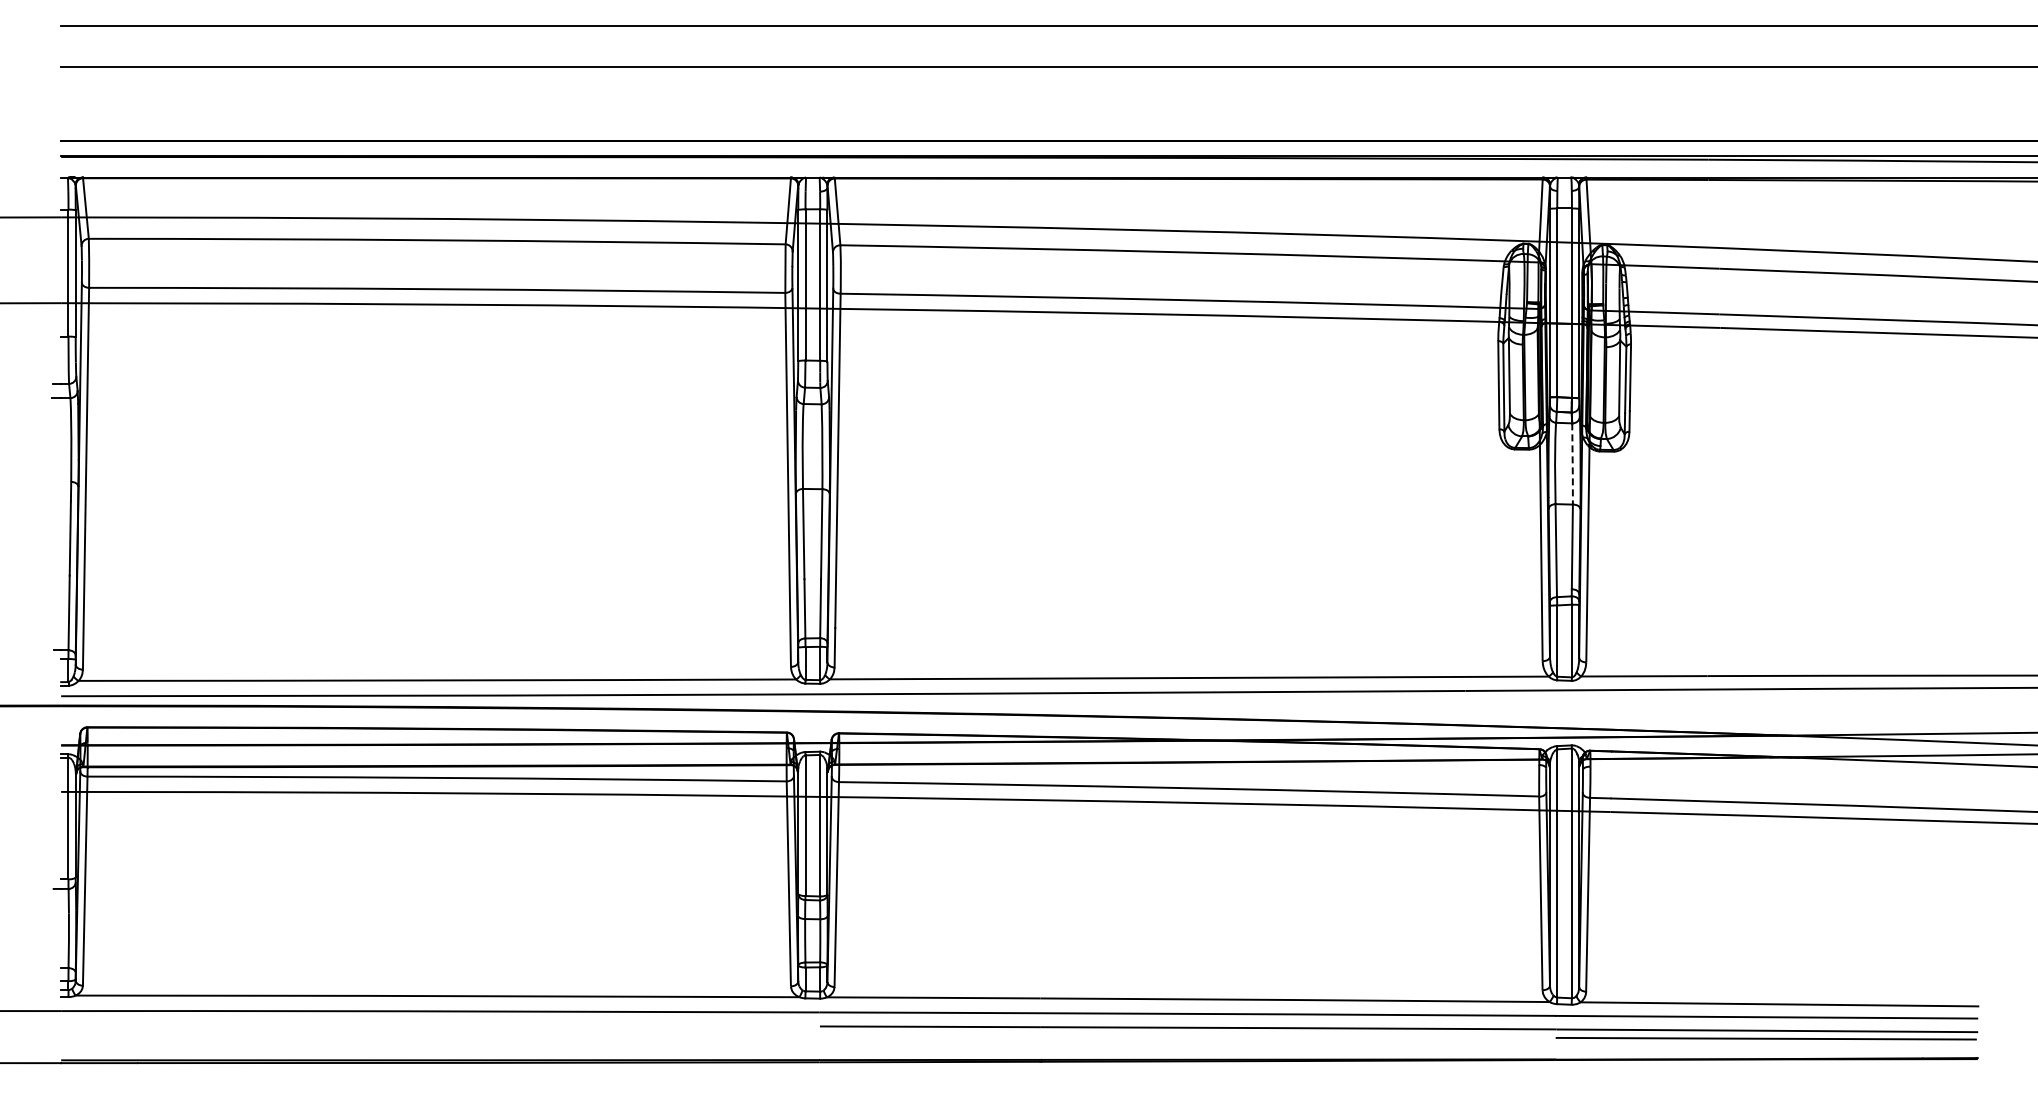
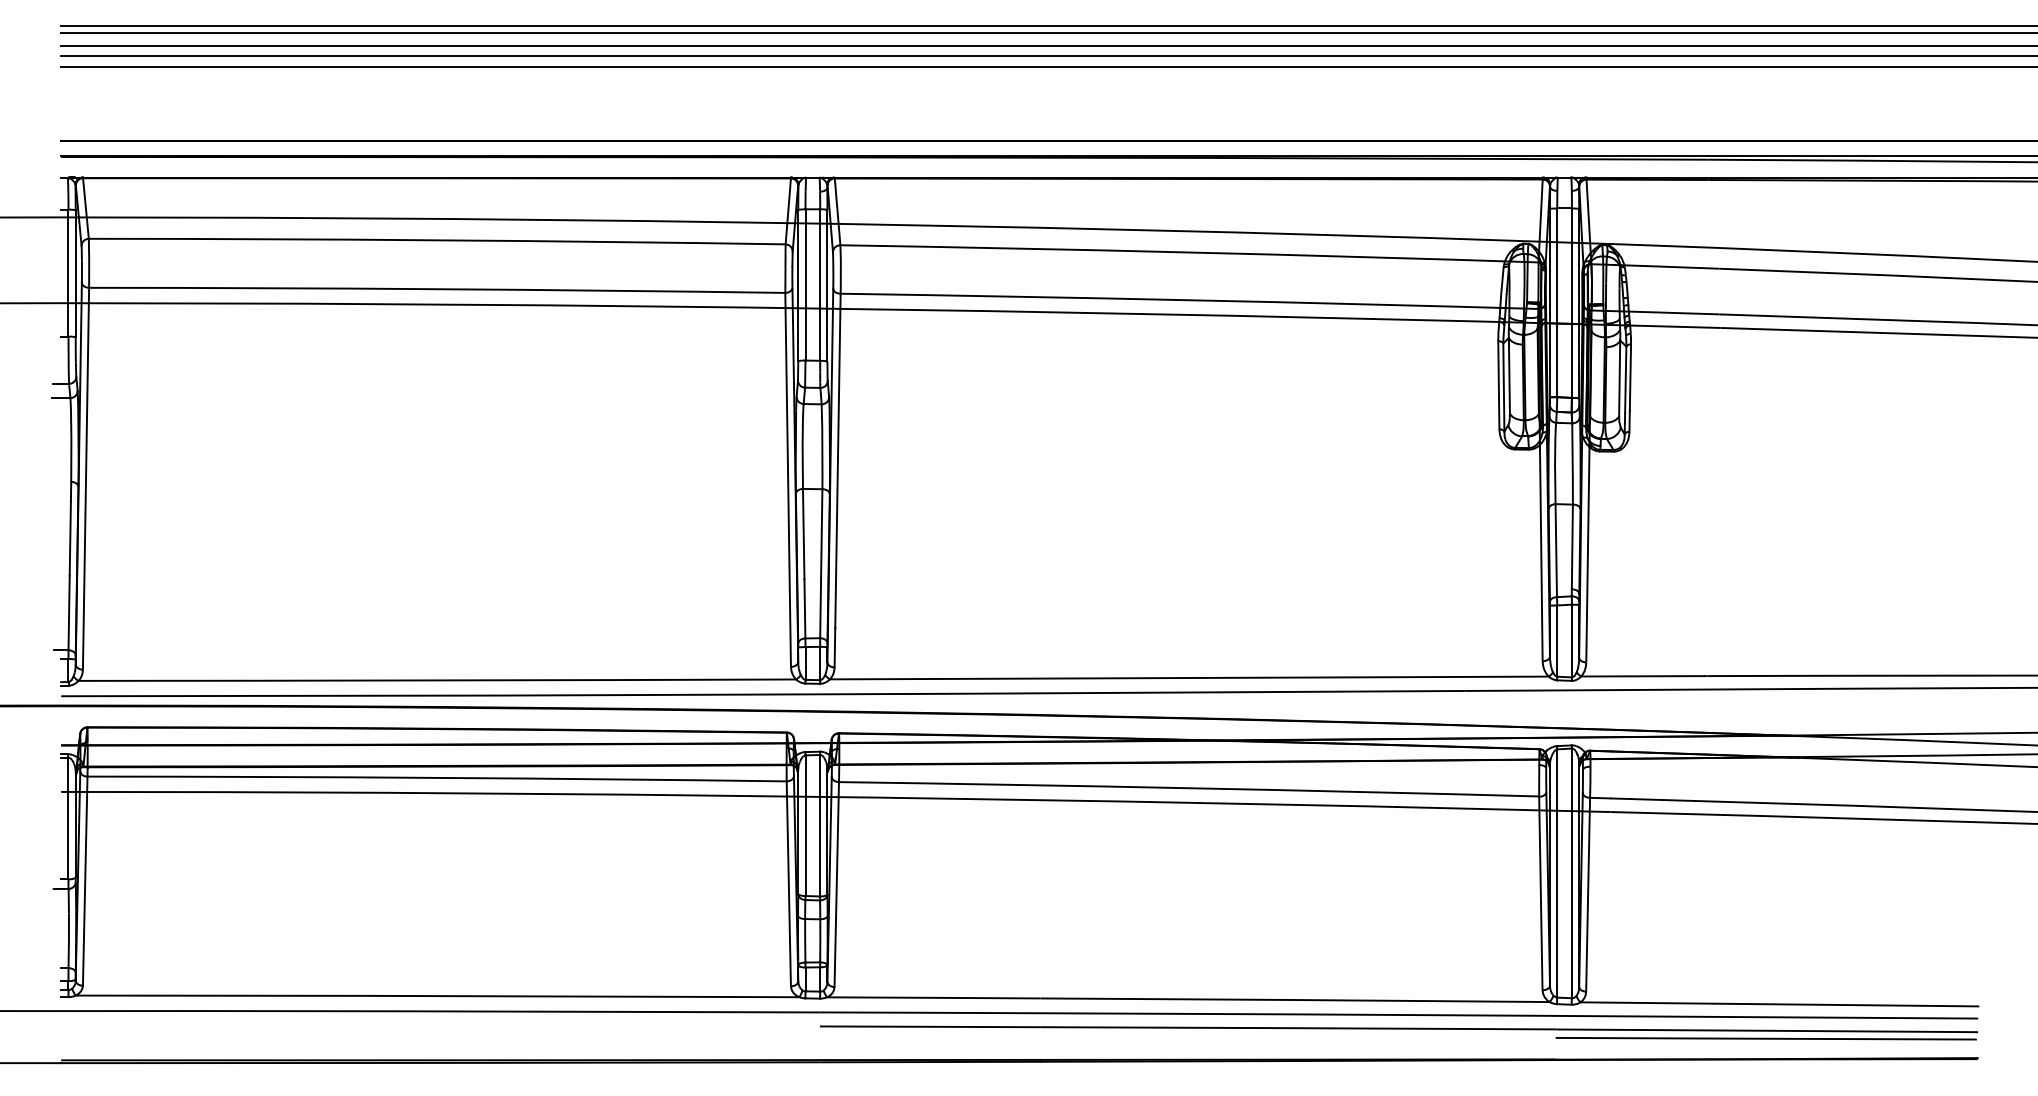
line: none -> present (1047, 32)
line: none -> present (1047, 46)
line: none -> present (1047, 56)
line: dashed -> solid (1572, 464)
